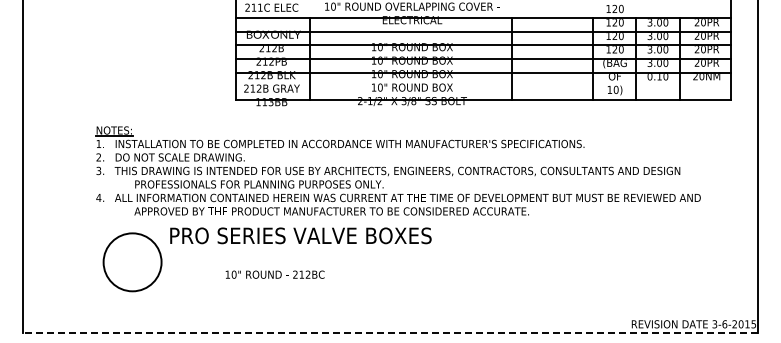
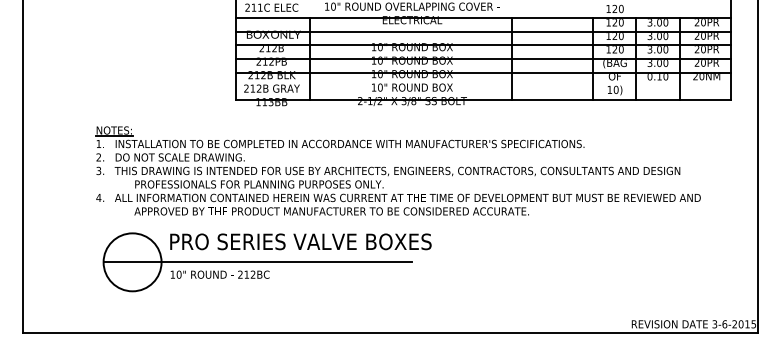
text position: (300, 235) -> (300, 241) (300, 241)
line: none -> present (257, 262)
text position: (274, 274) -> (219, 274) (219, 274)
line: dashed -> solid (390, 332)
